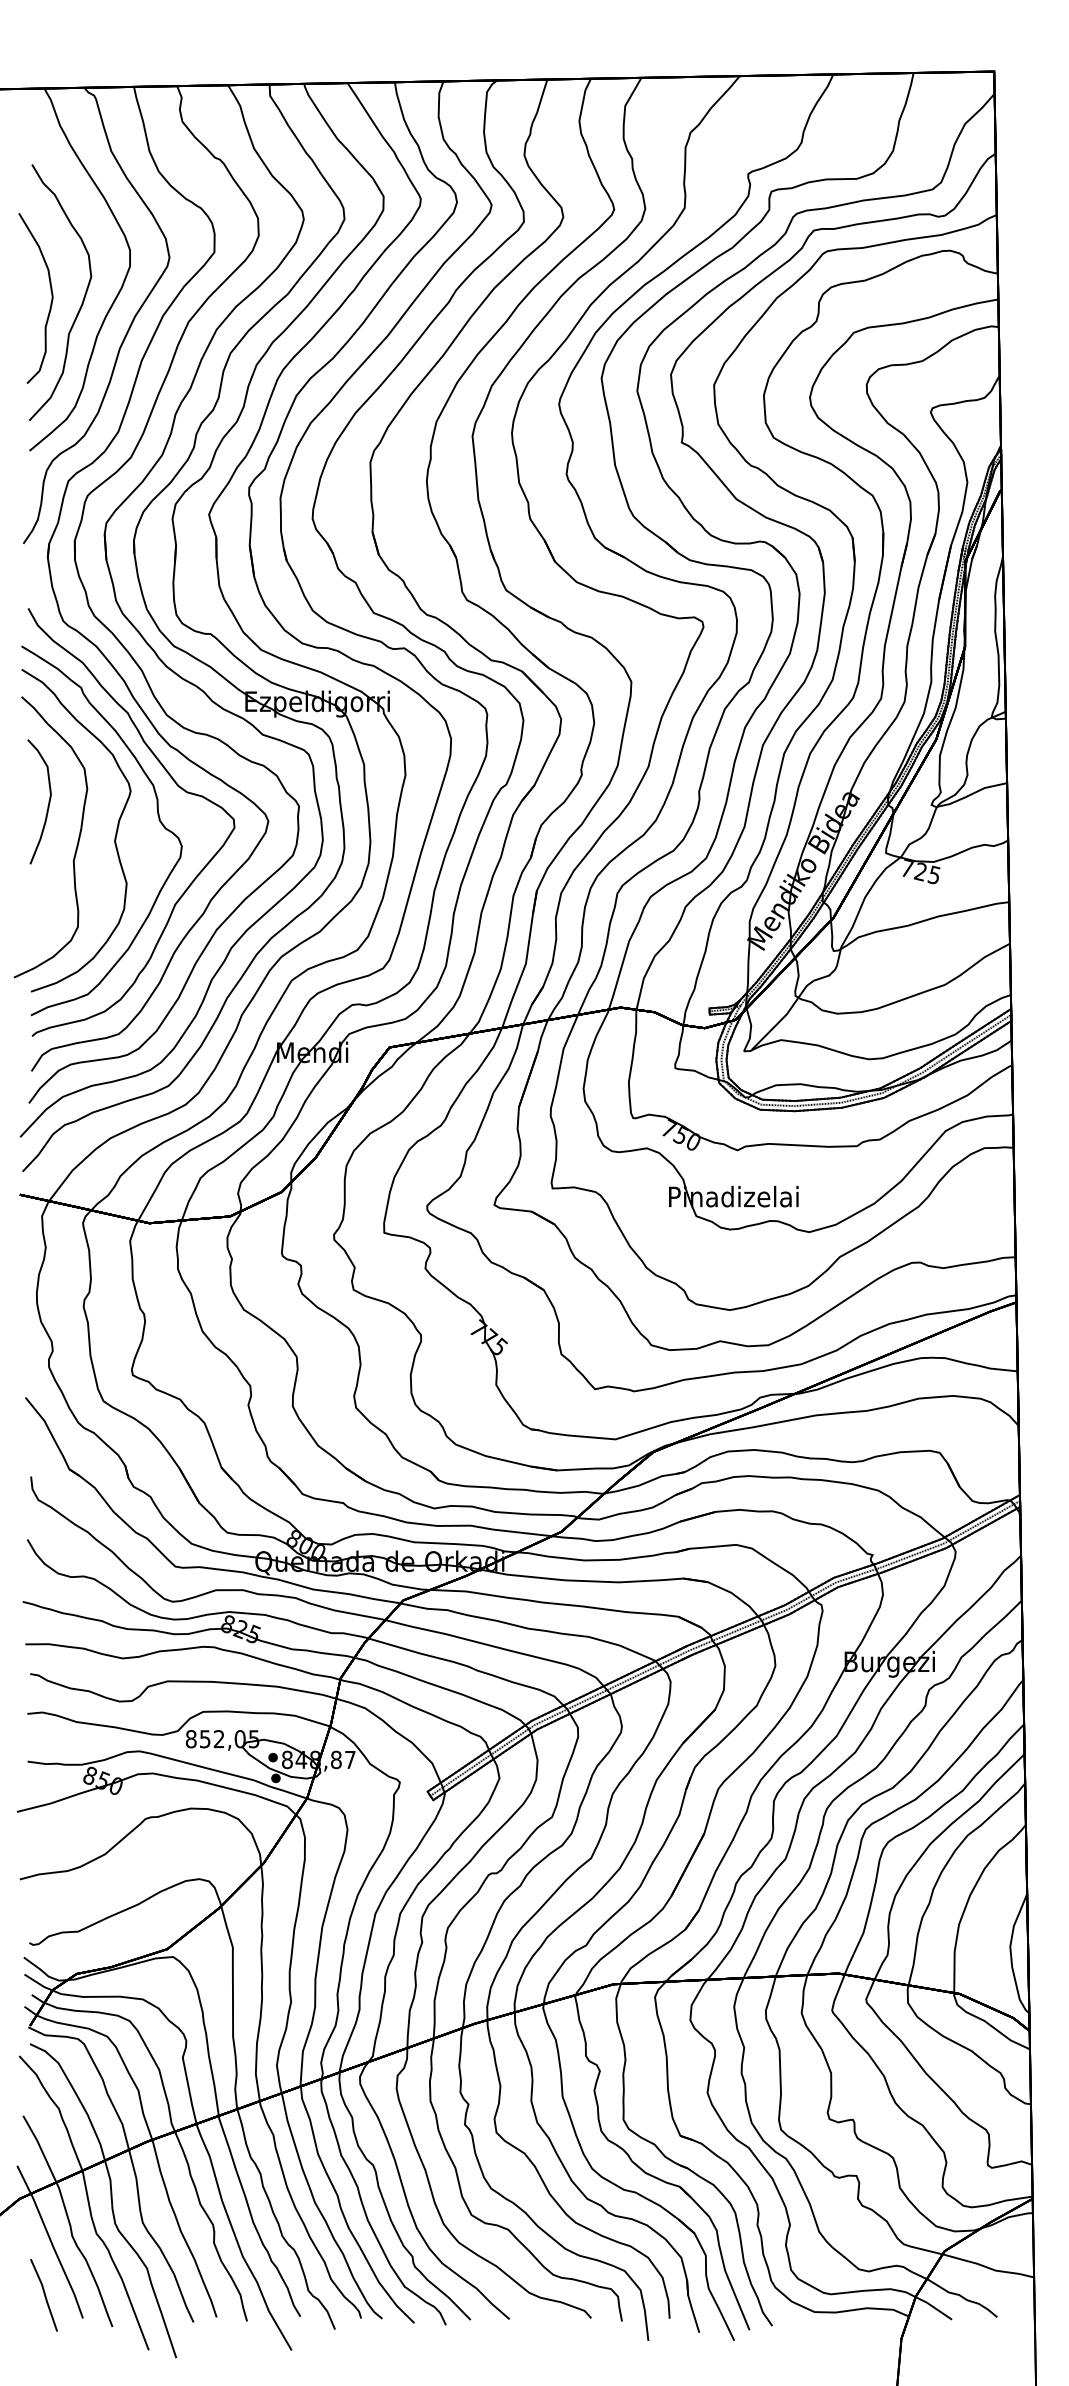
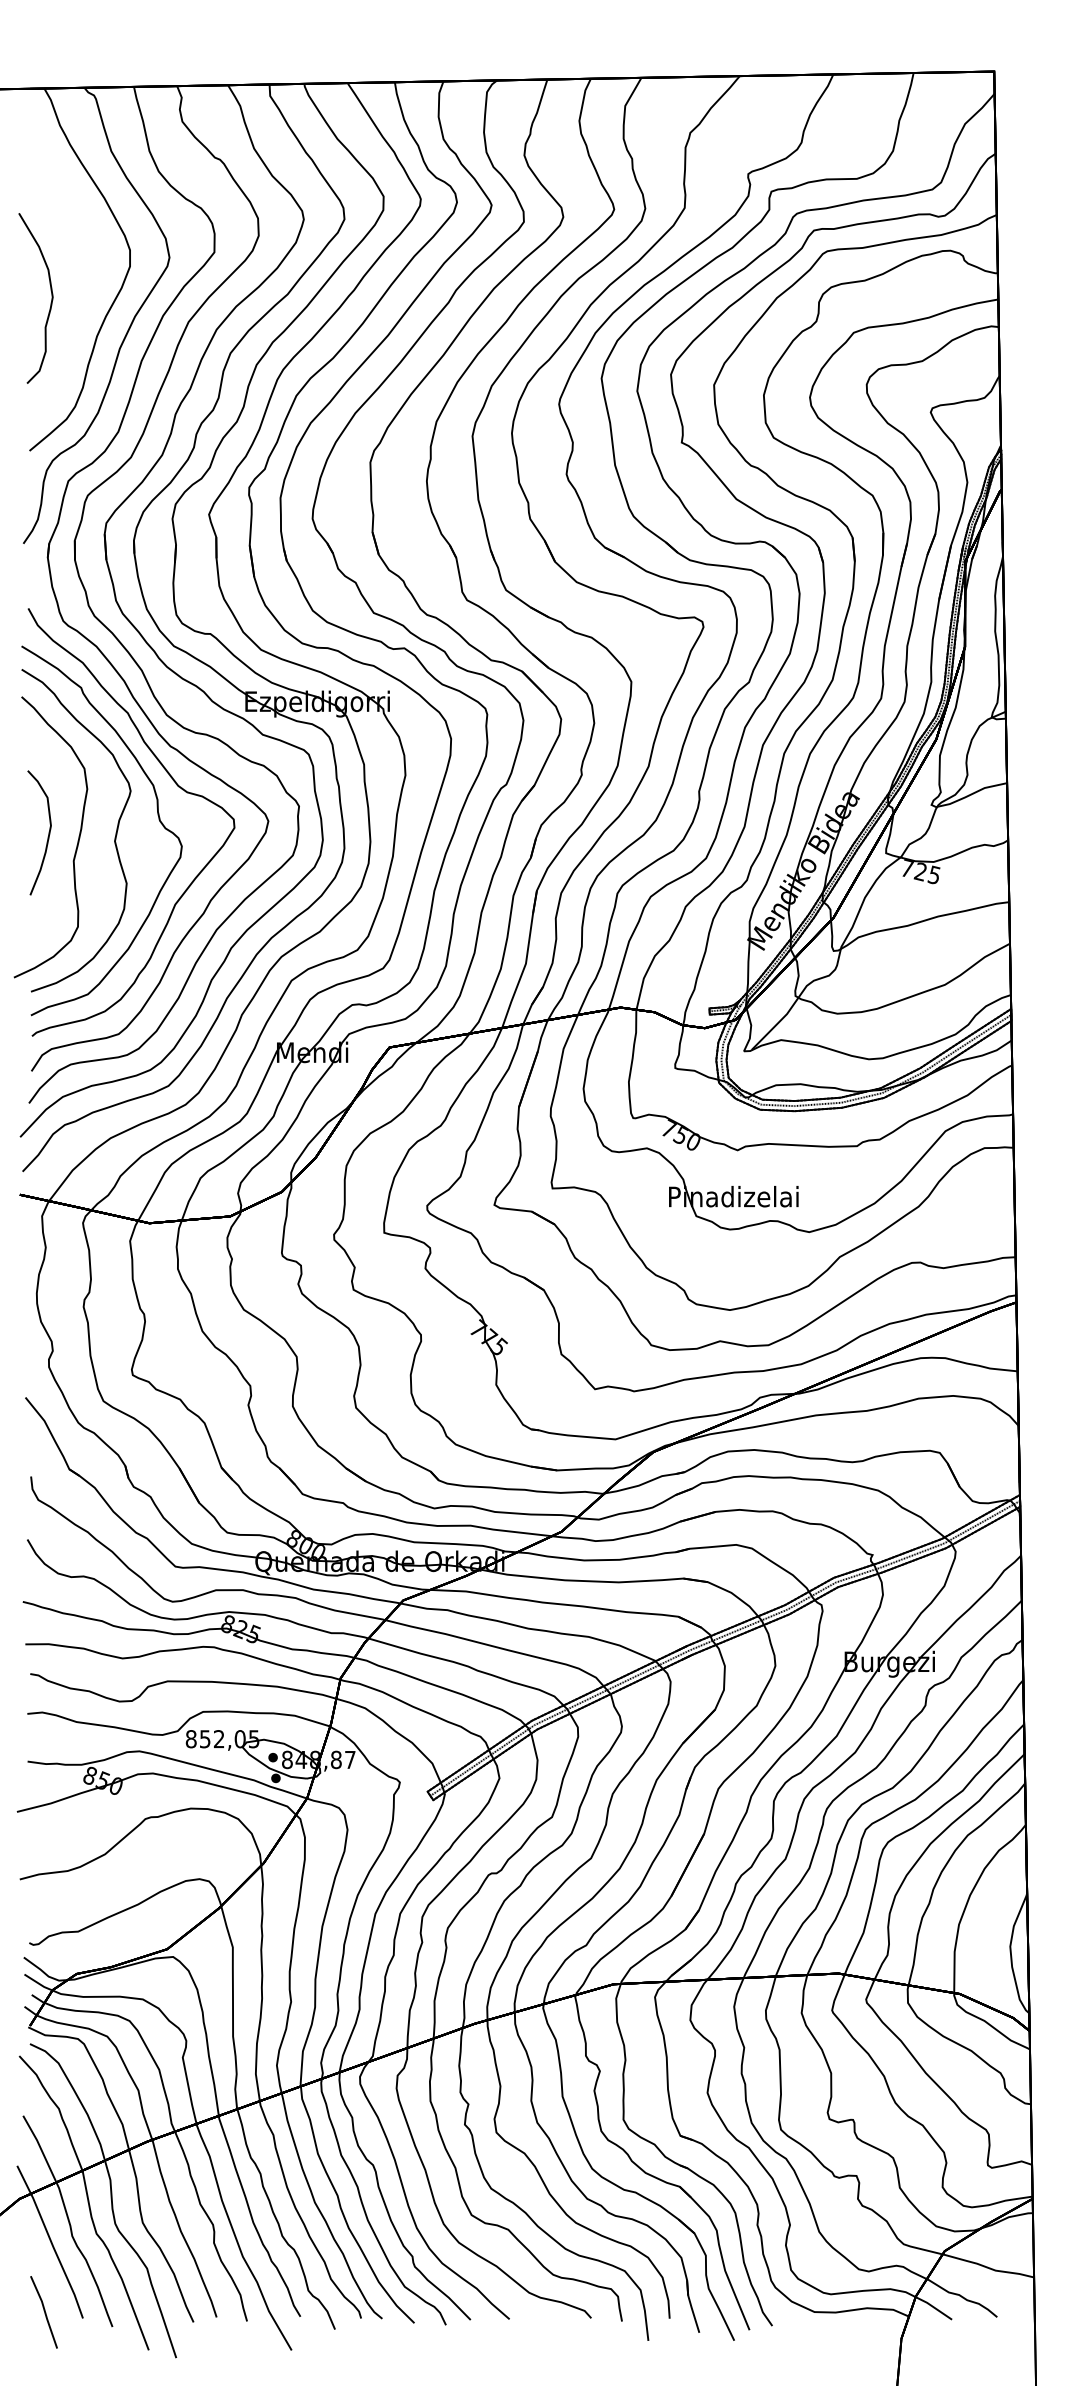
part: present -> none (82, 300)
part position: (47, 805) -> (47, 836) (47, 836)
line position: (44, 2295) -> (44, 2312) (44, 2312)
